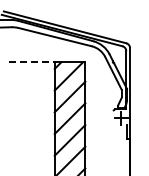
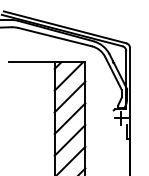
line: dashed -> solid (32, 62)
